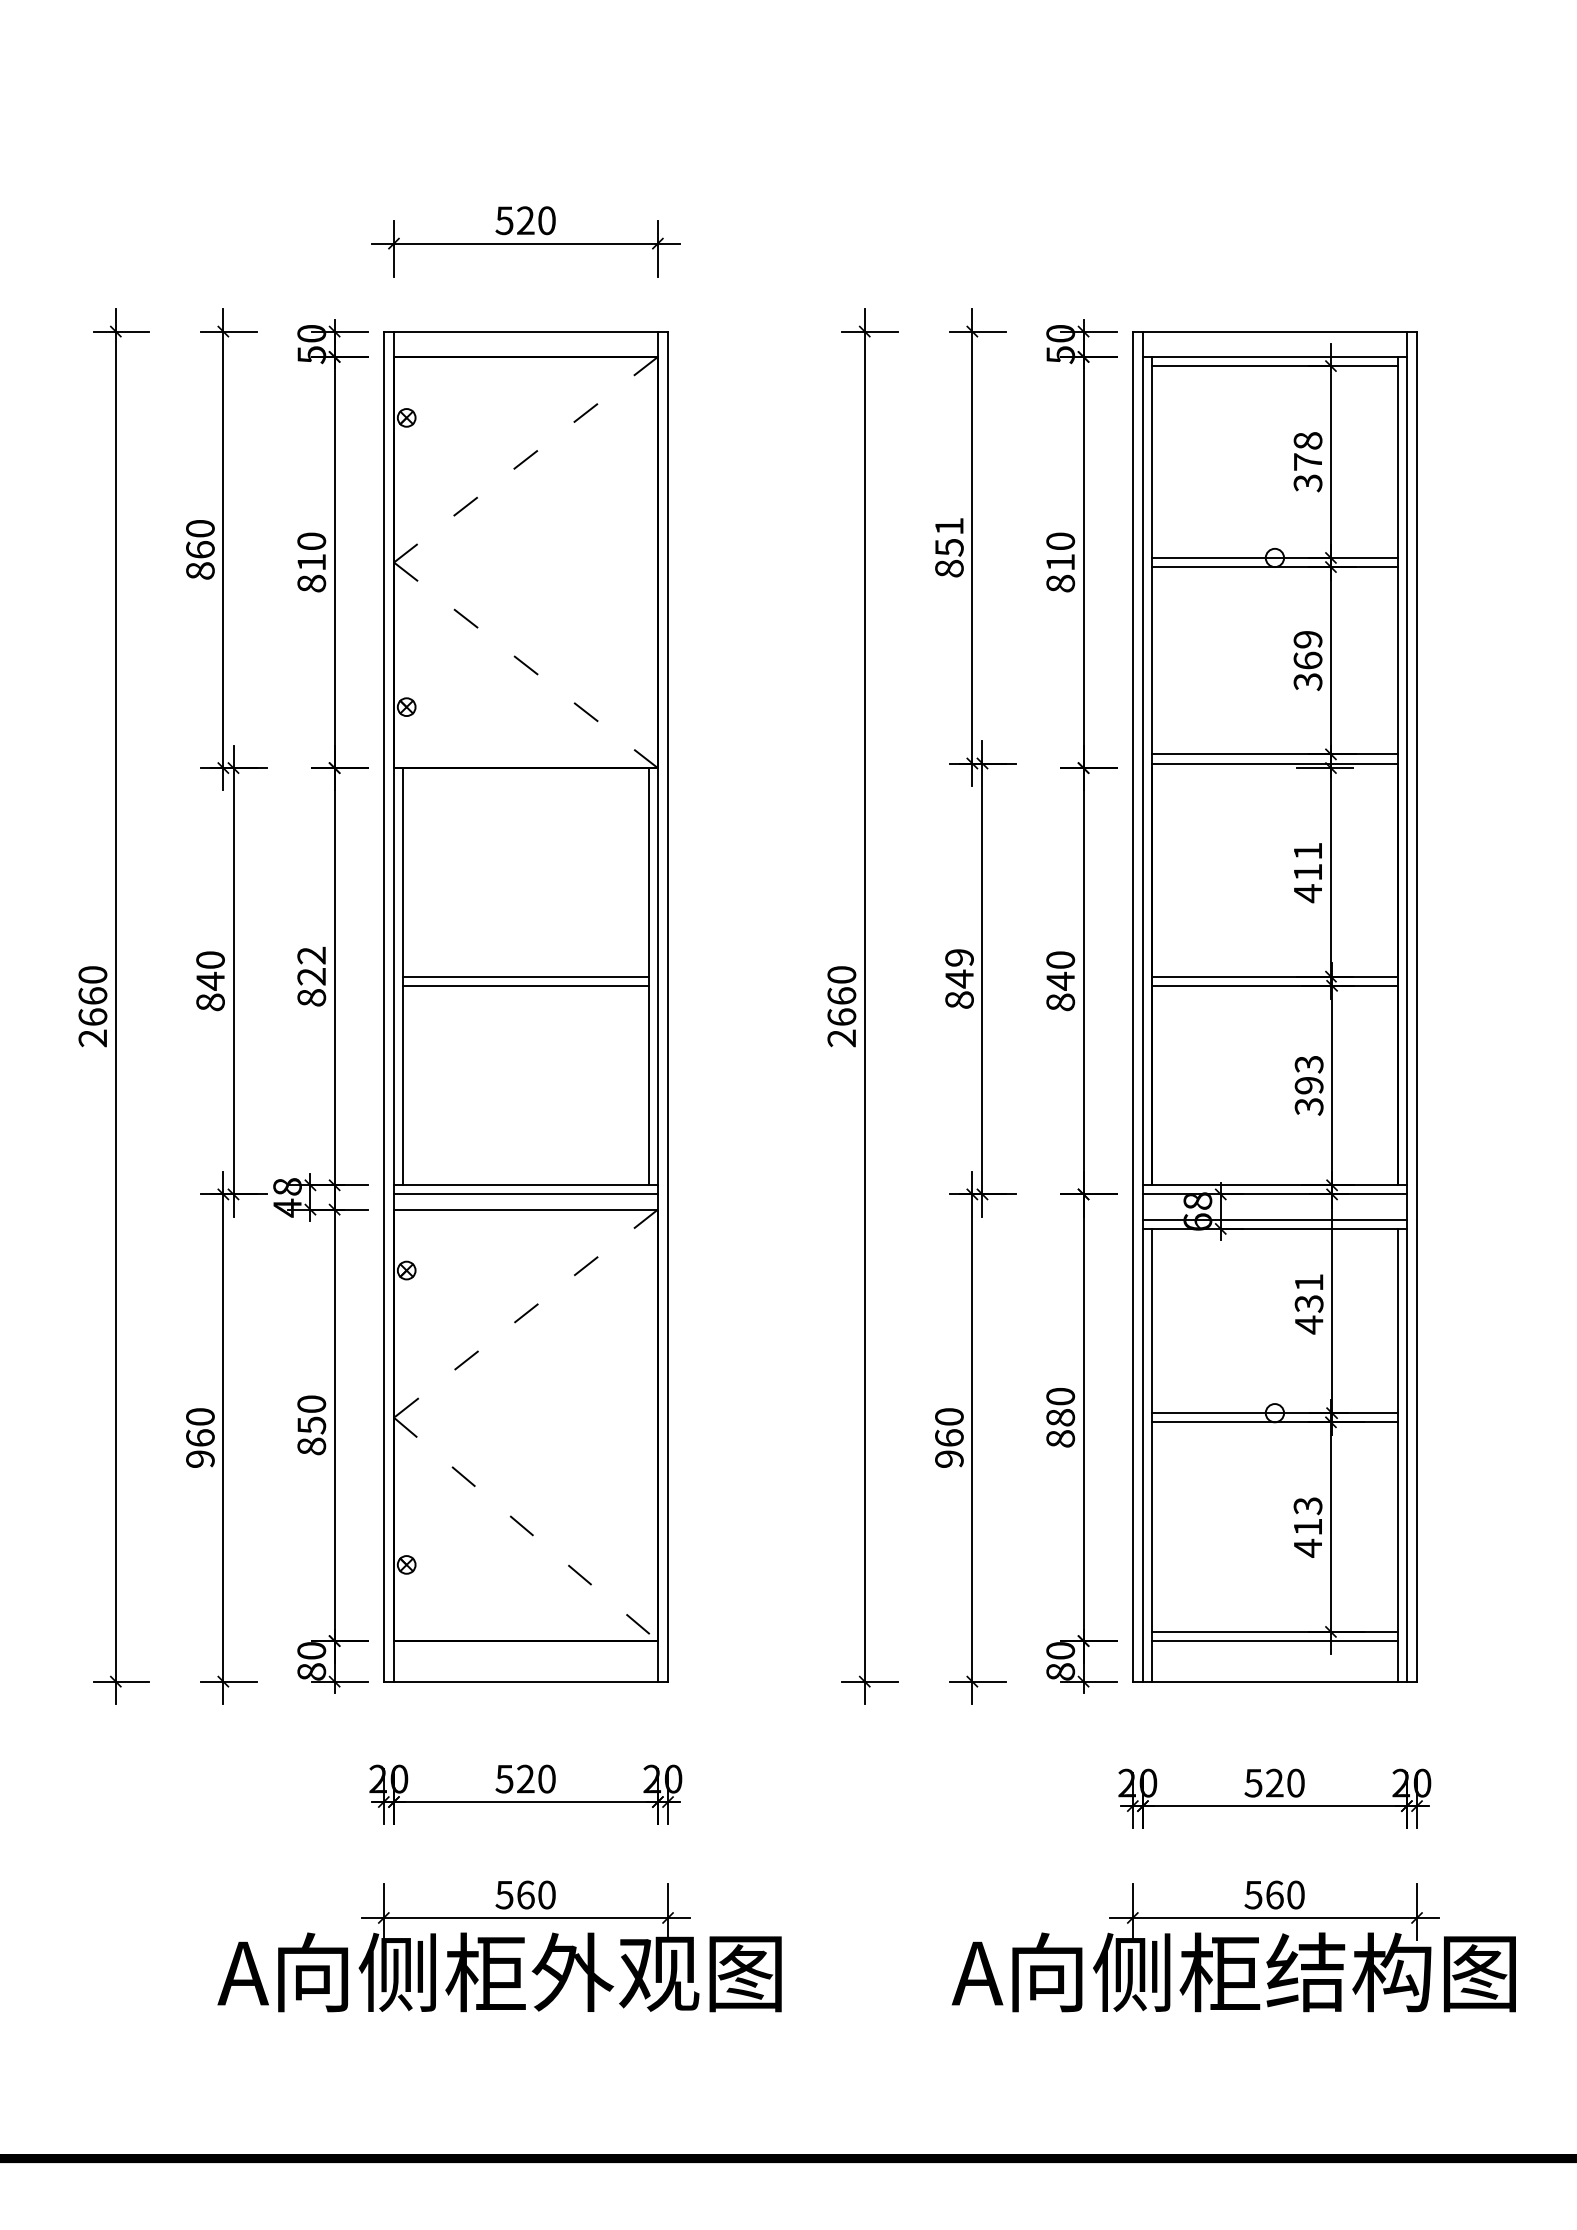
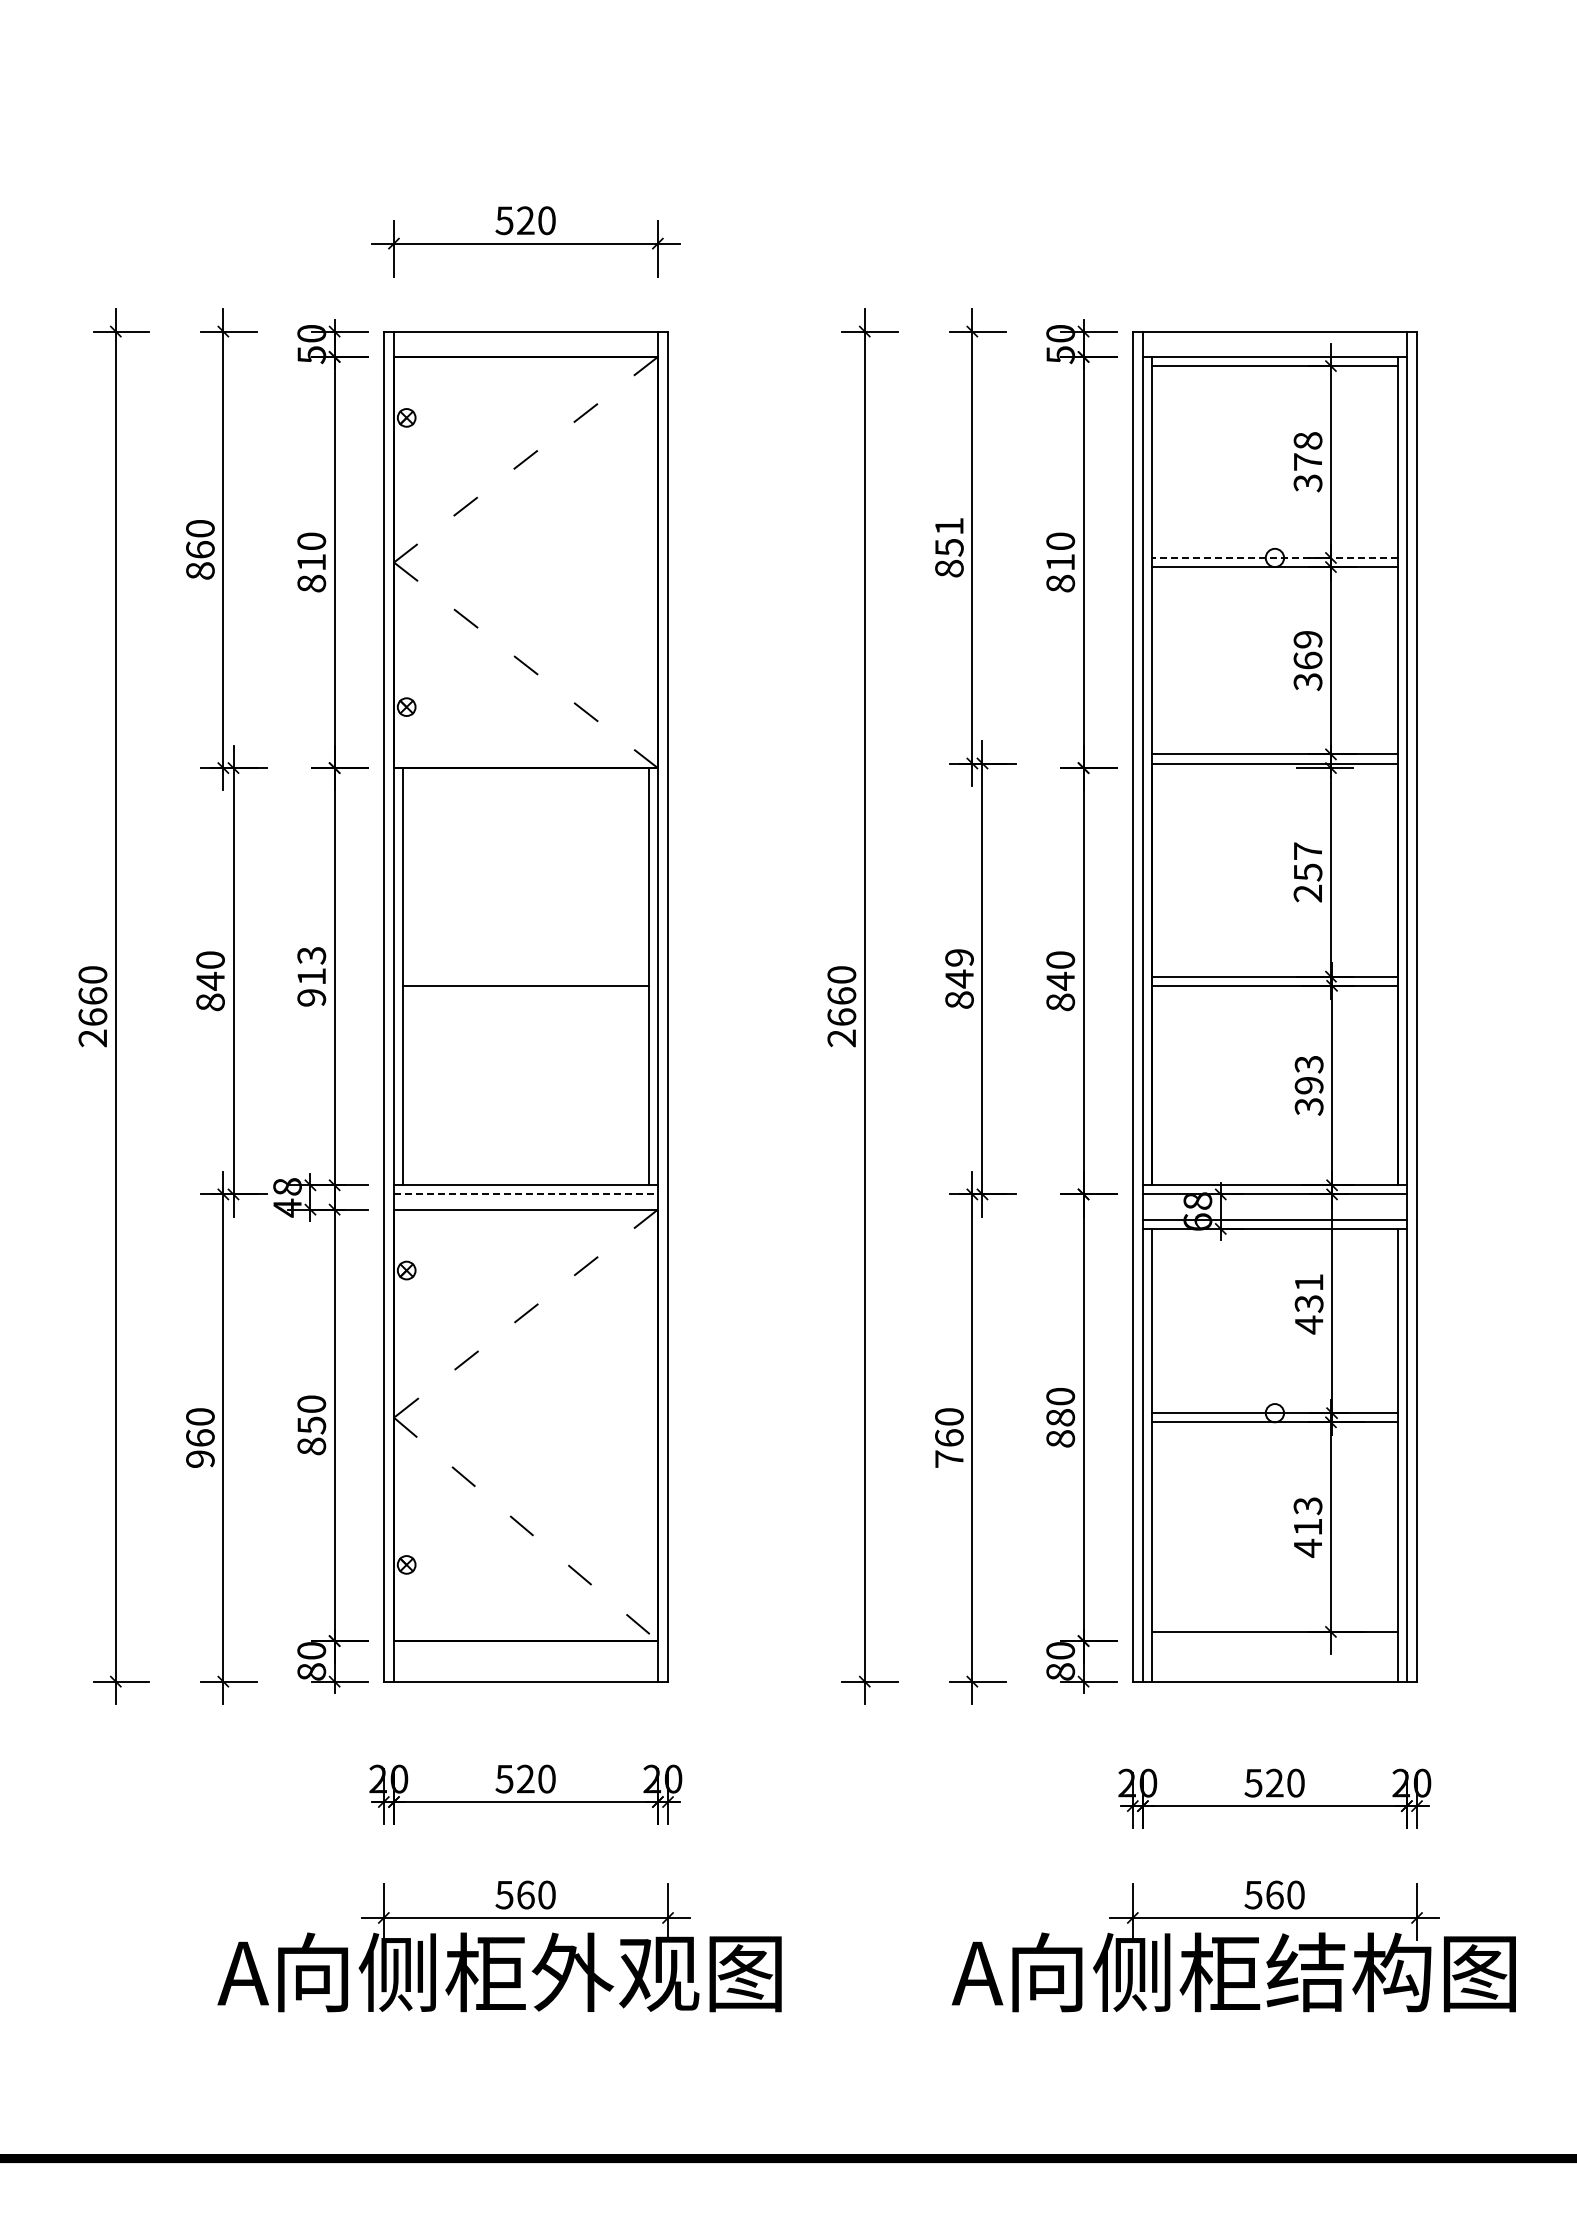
line: solid -> dashed (1274, 557)
text: 411 -> 257 (1307, 872)
text: 822 -> 913 (311, 976)
line: present -> none (525, 976)
line: solid -> dashed (525, 1194)
text: 960 -> 760 (949, 1458)
line: present -> none (1274, 1641)
